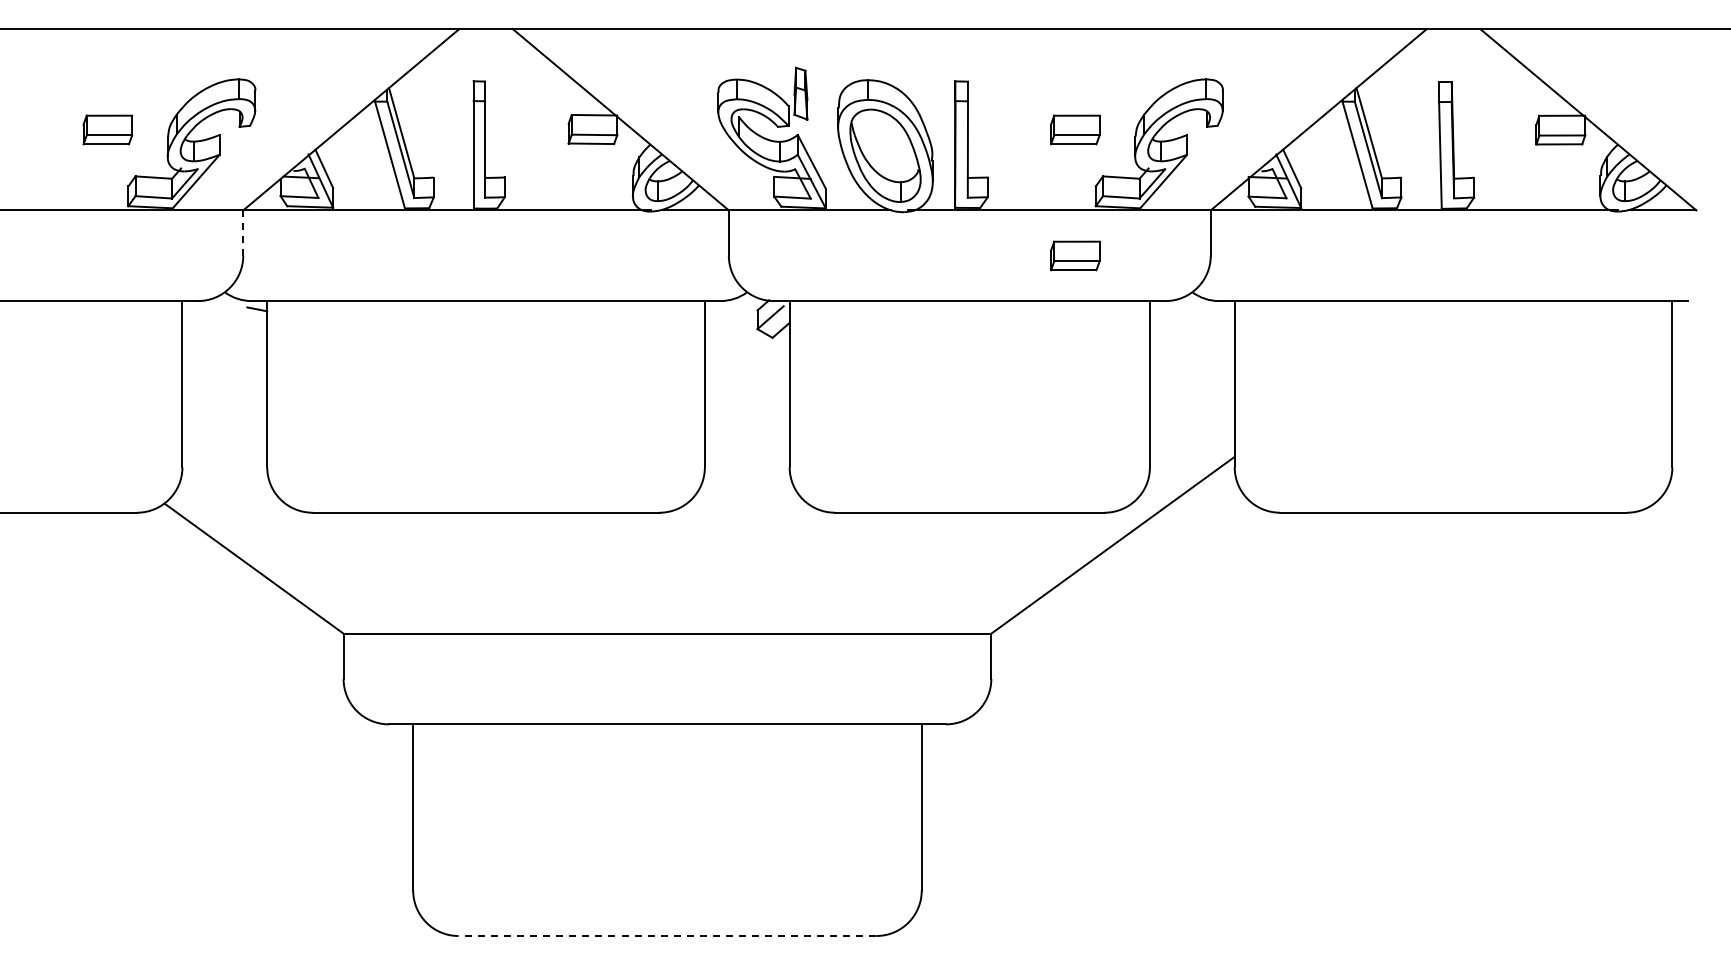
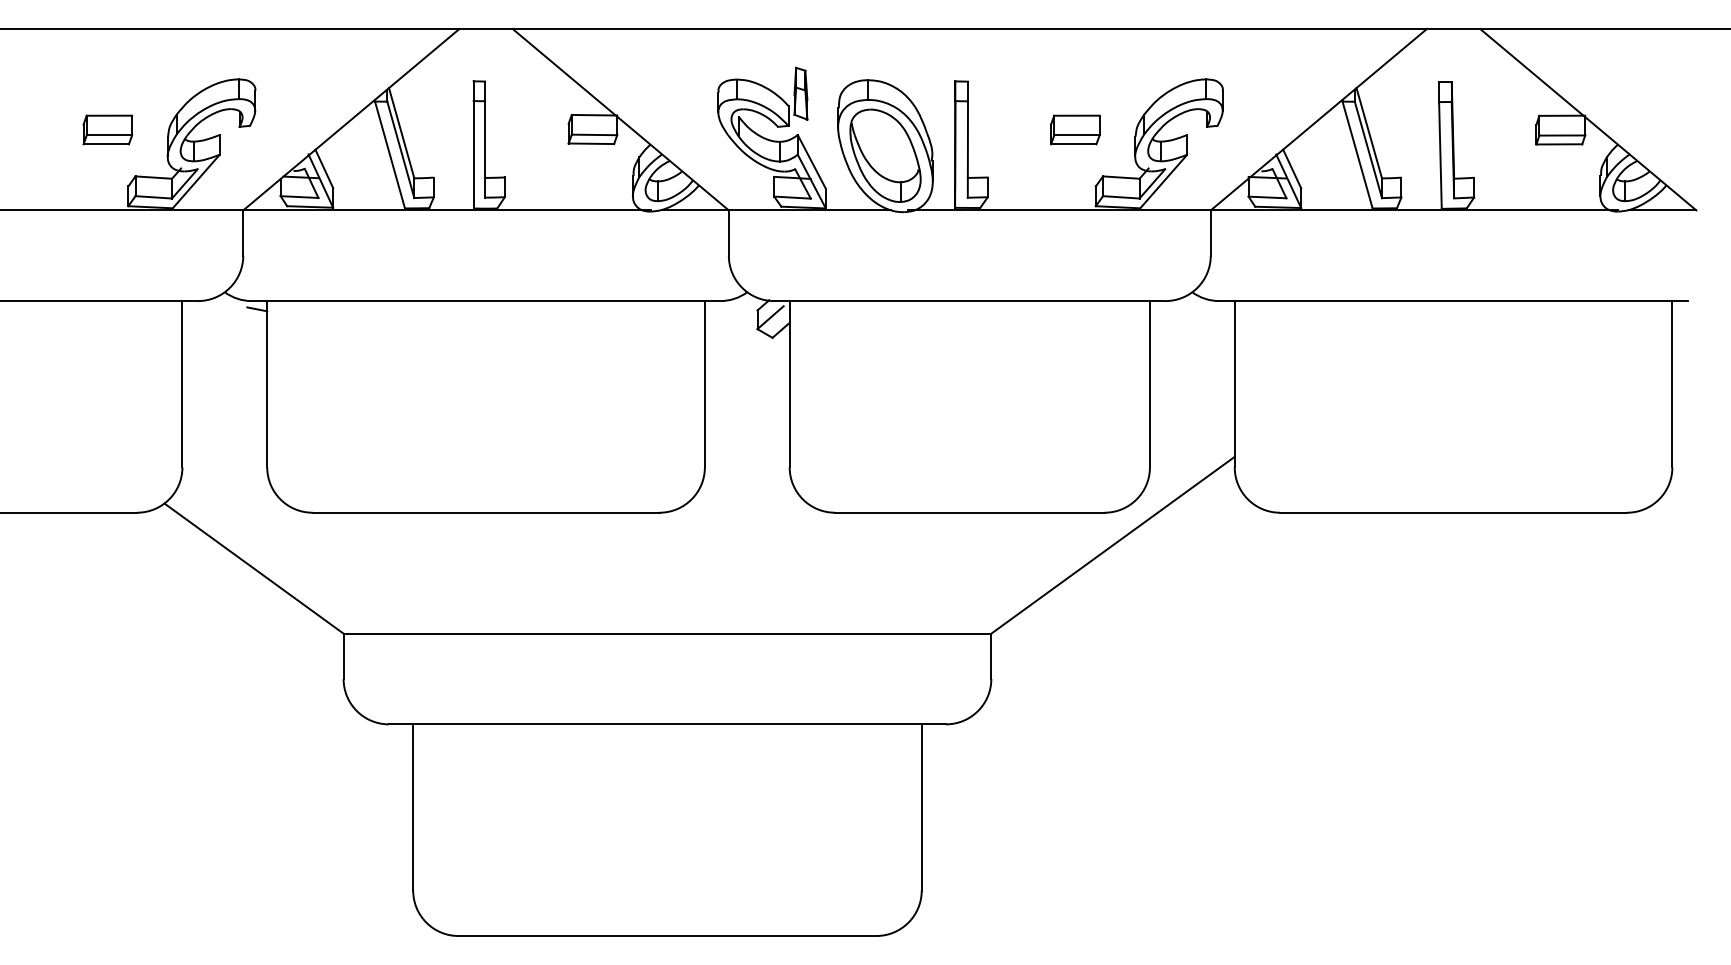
line: dashed -> solid (243, 233)
part: present -> none (1075, 255)
line: dashed -> solid (667, 936)
